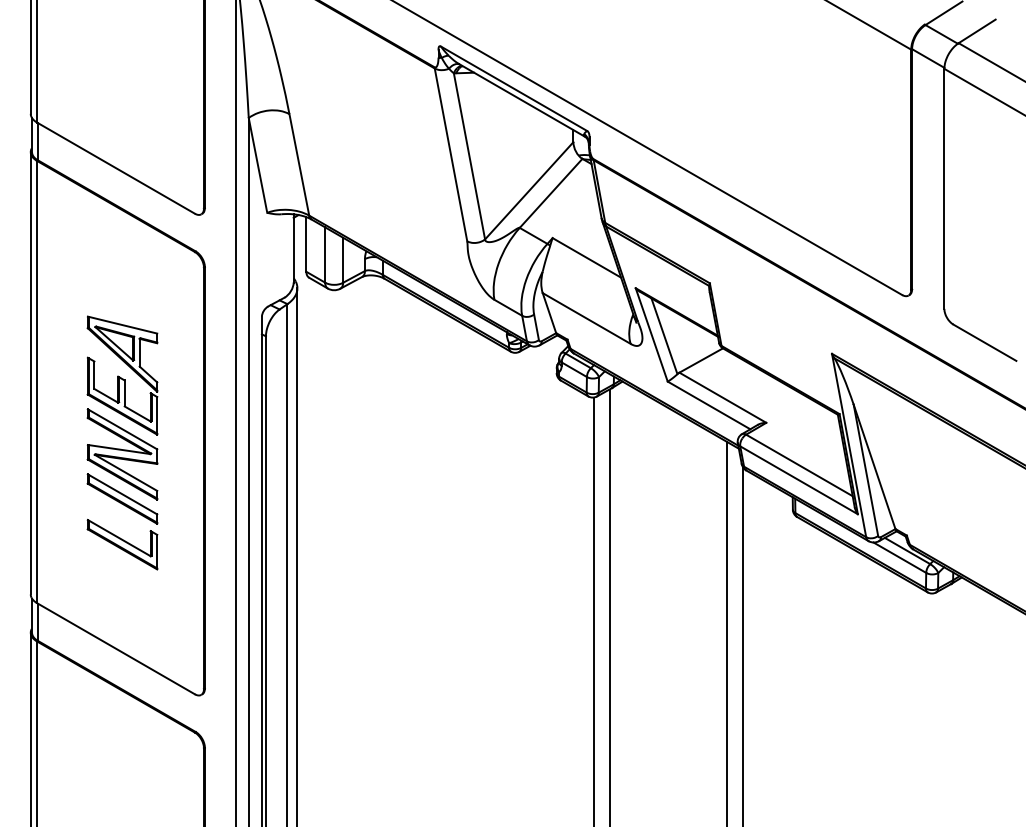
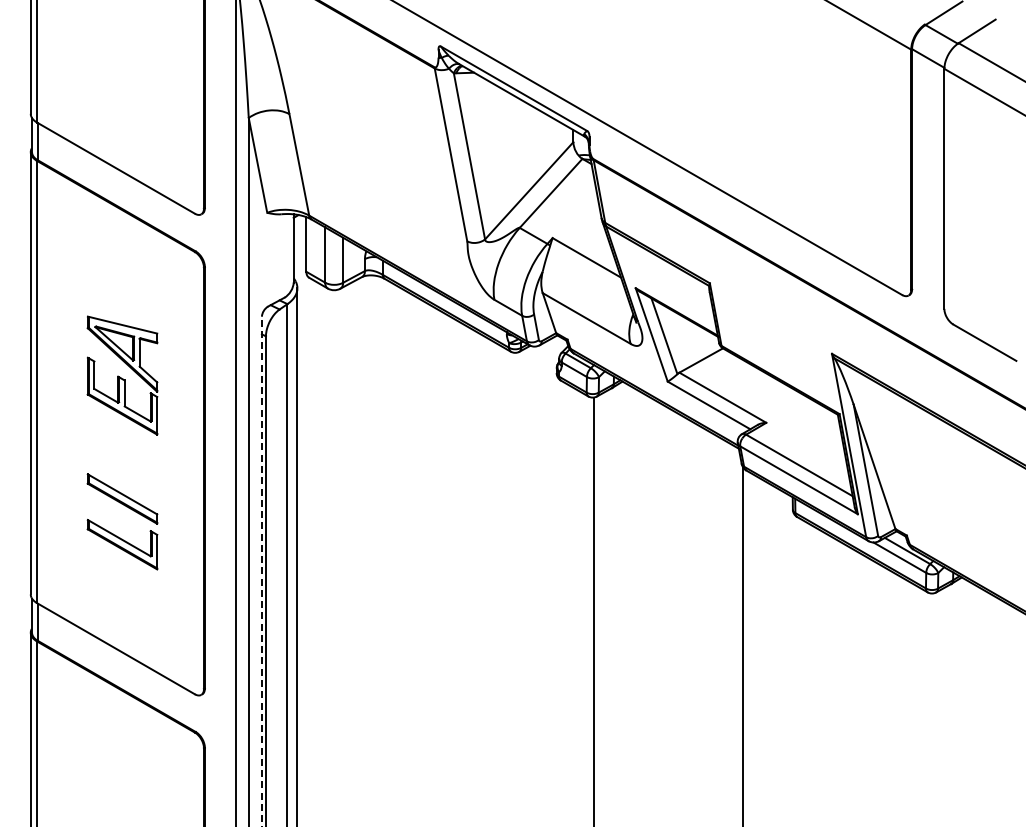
part: present -> none (122, 454)
line: solid -> dashed (261, 571)
line: present -> none (609, 606)
line: present -> none (727, 632)
